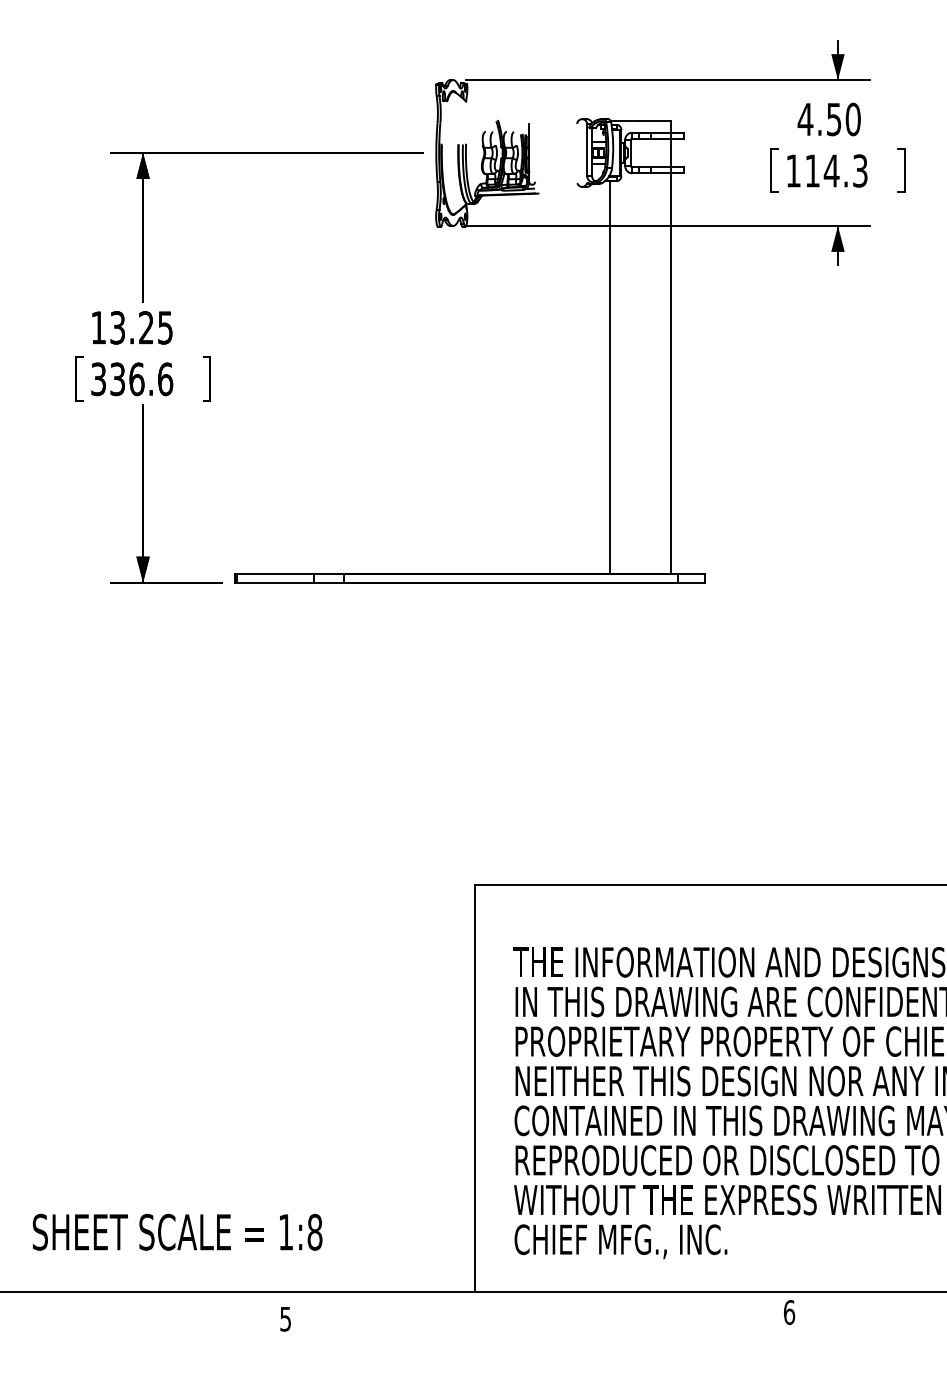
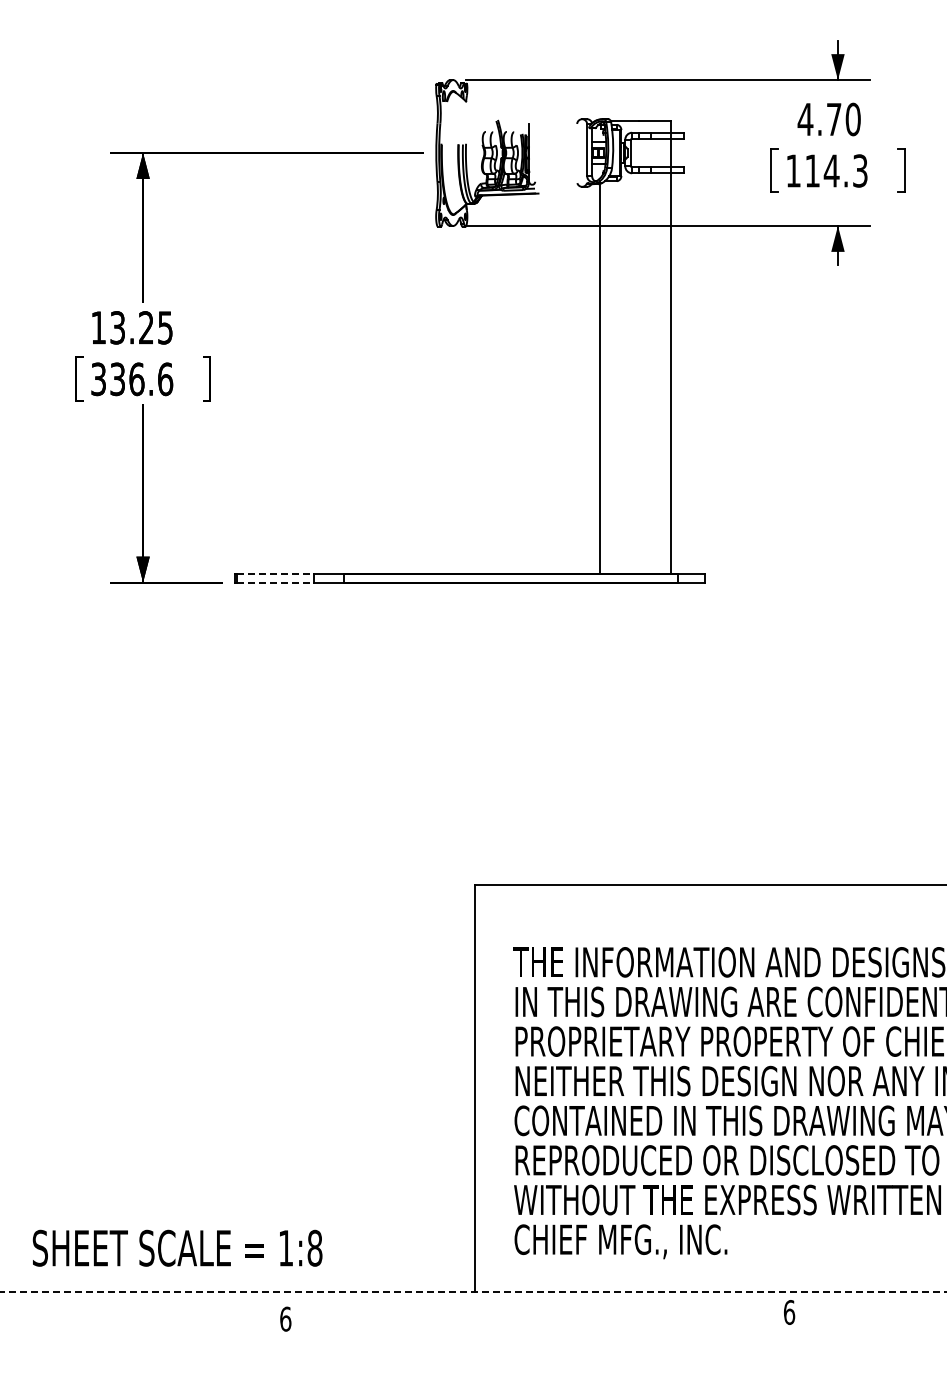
text: 4.50 -> 4.70 (834, 119)
line position: (609, 377) -> (599, 377) (599, 377)
line: solid -> dashed (275, 574)
line: solid -> dashed (275, 582)
text position: (177, 1231) -> (177, 1247) (177, 1247)
line: solid -> dashed (473, 1292)
text: 5 -> 6 (285, 1318)
